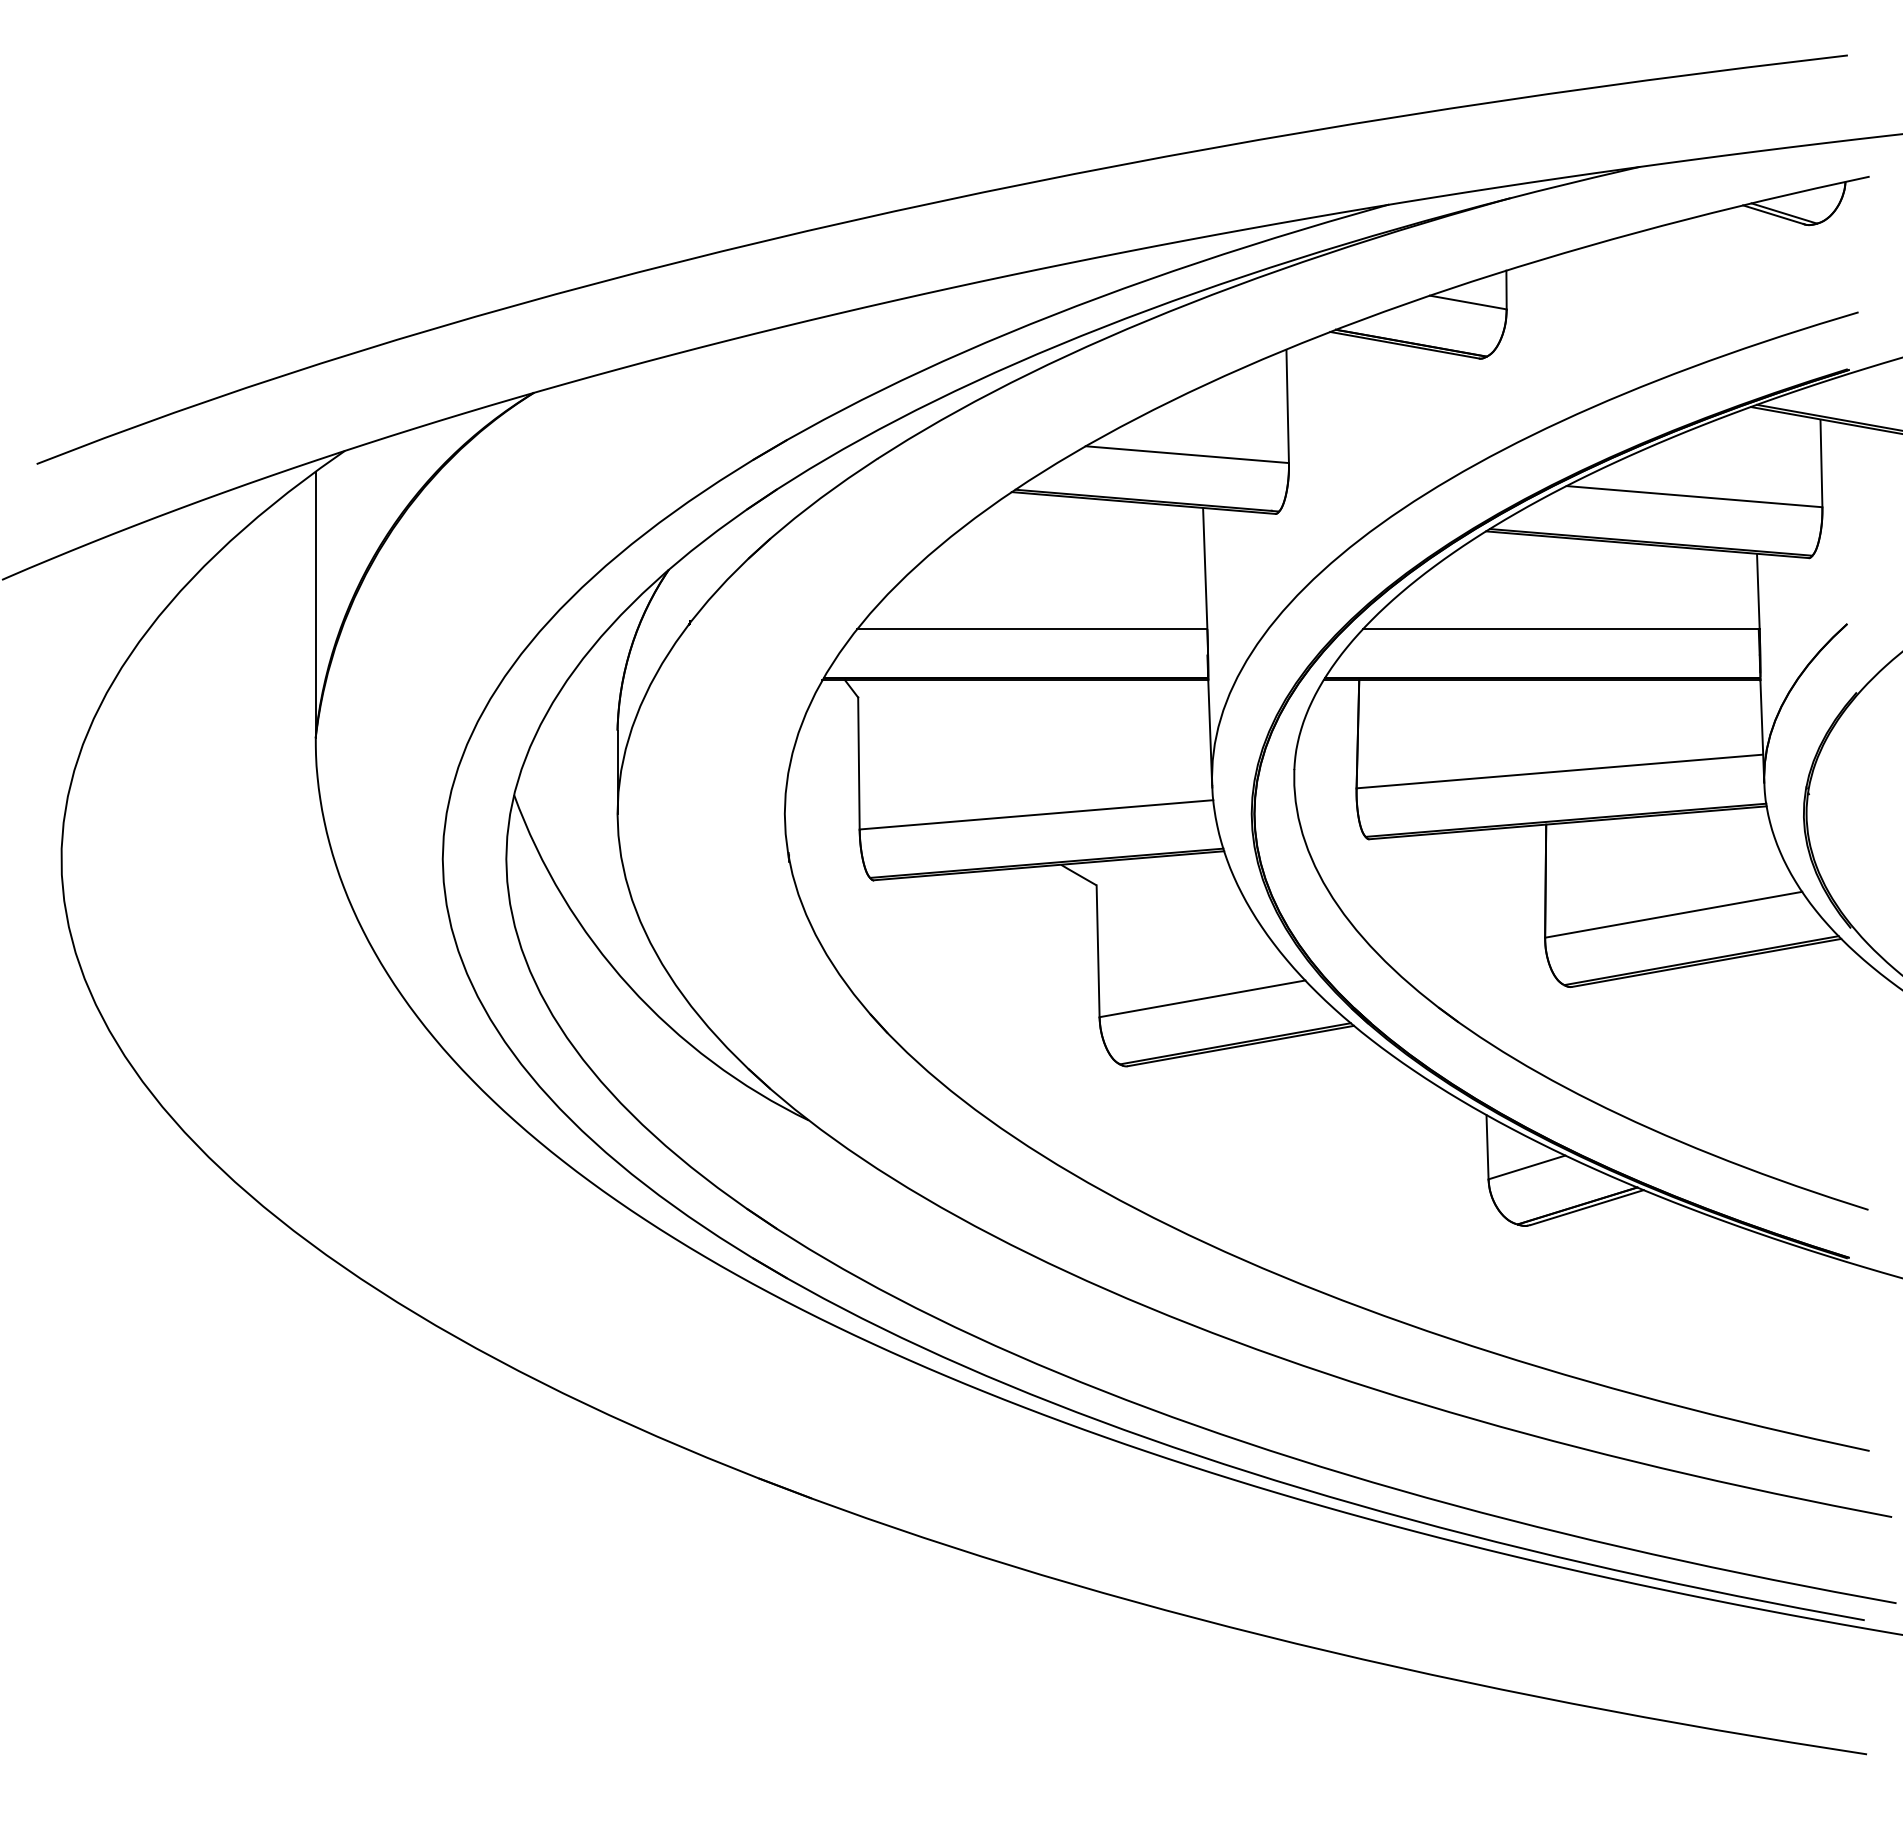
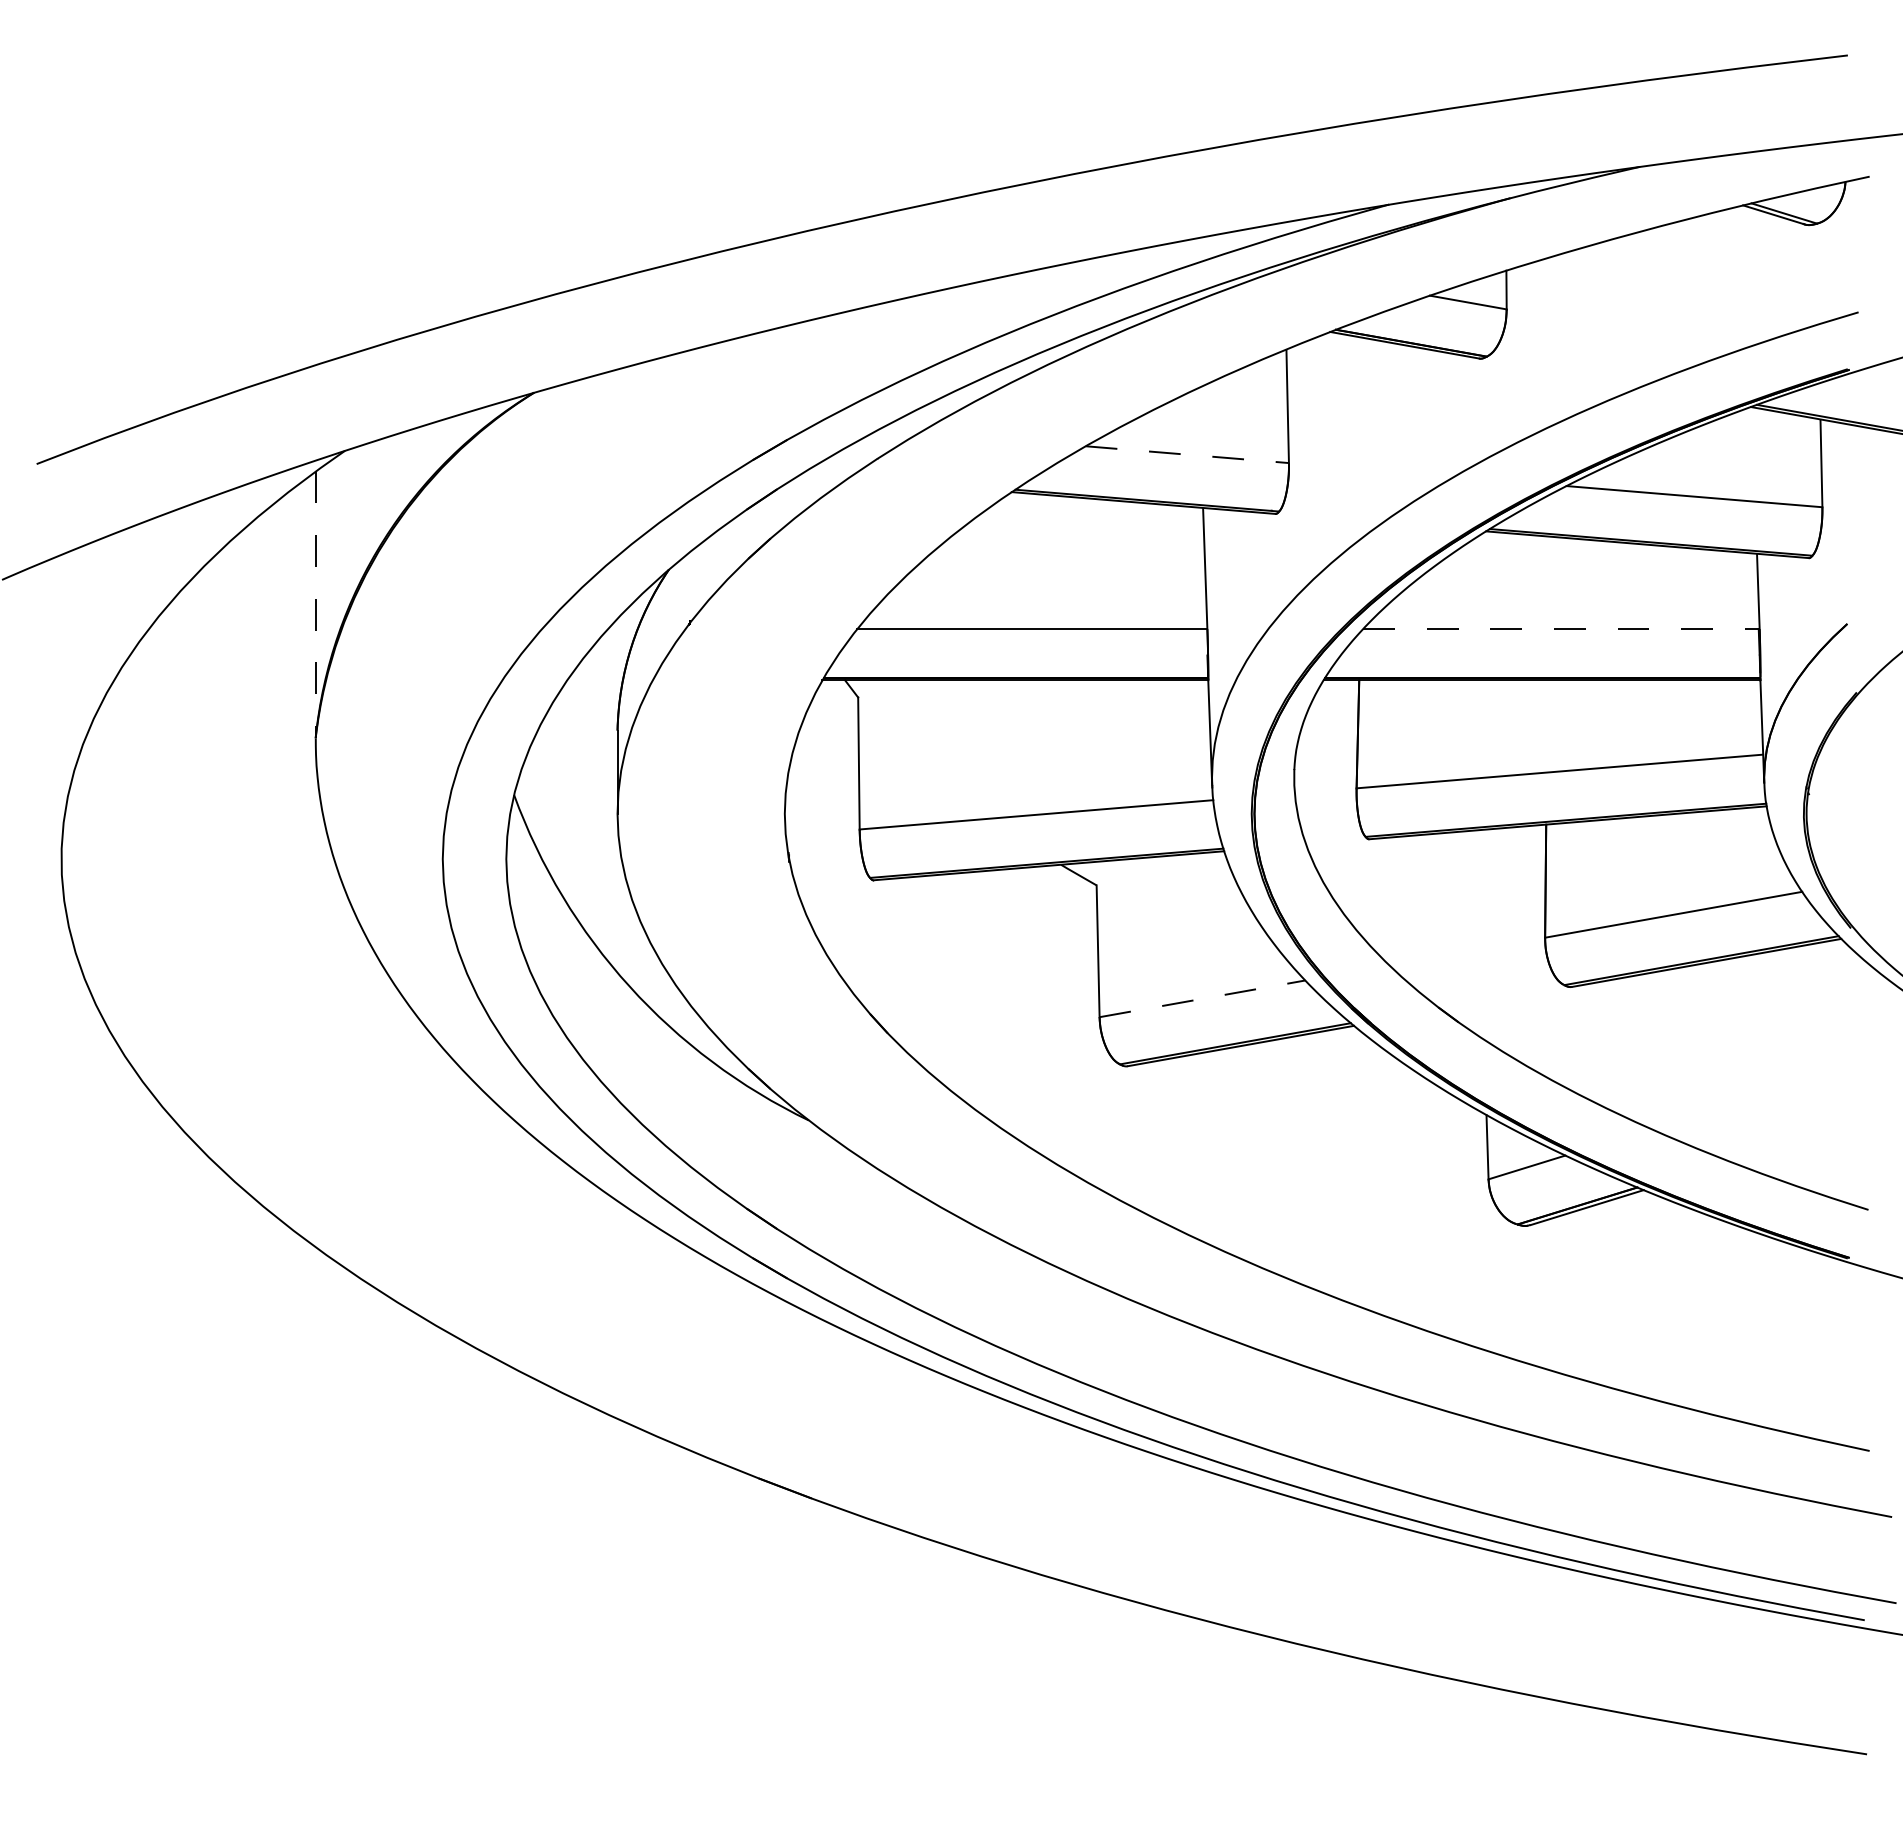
line: solid -> dashed (1187, 454)
line: solid -> dashed (315, 605)
line: solid -> dashed (1562, 628)
line: solid -> dashed (1202, 998)
